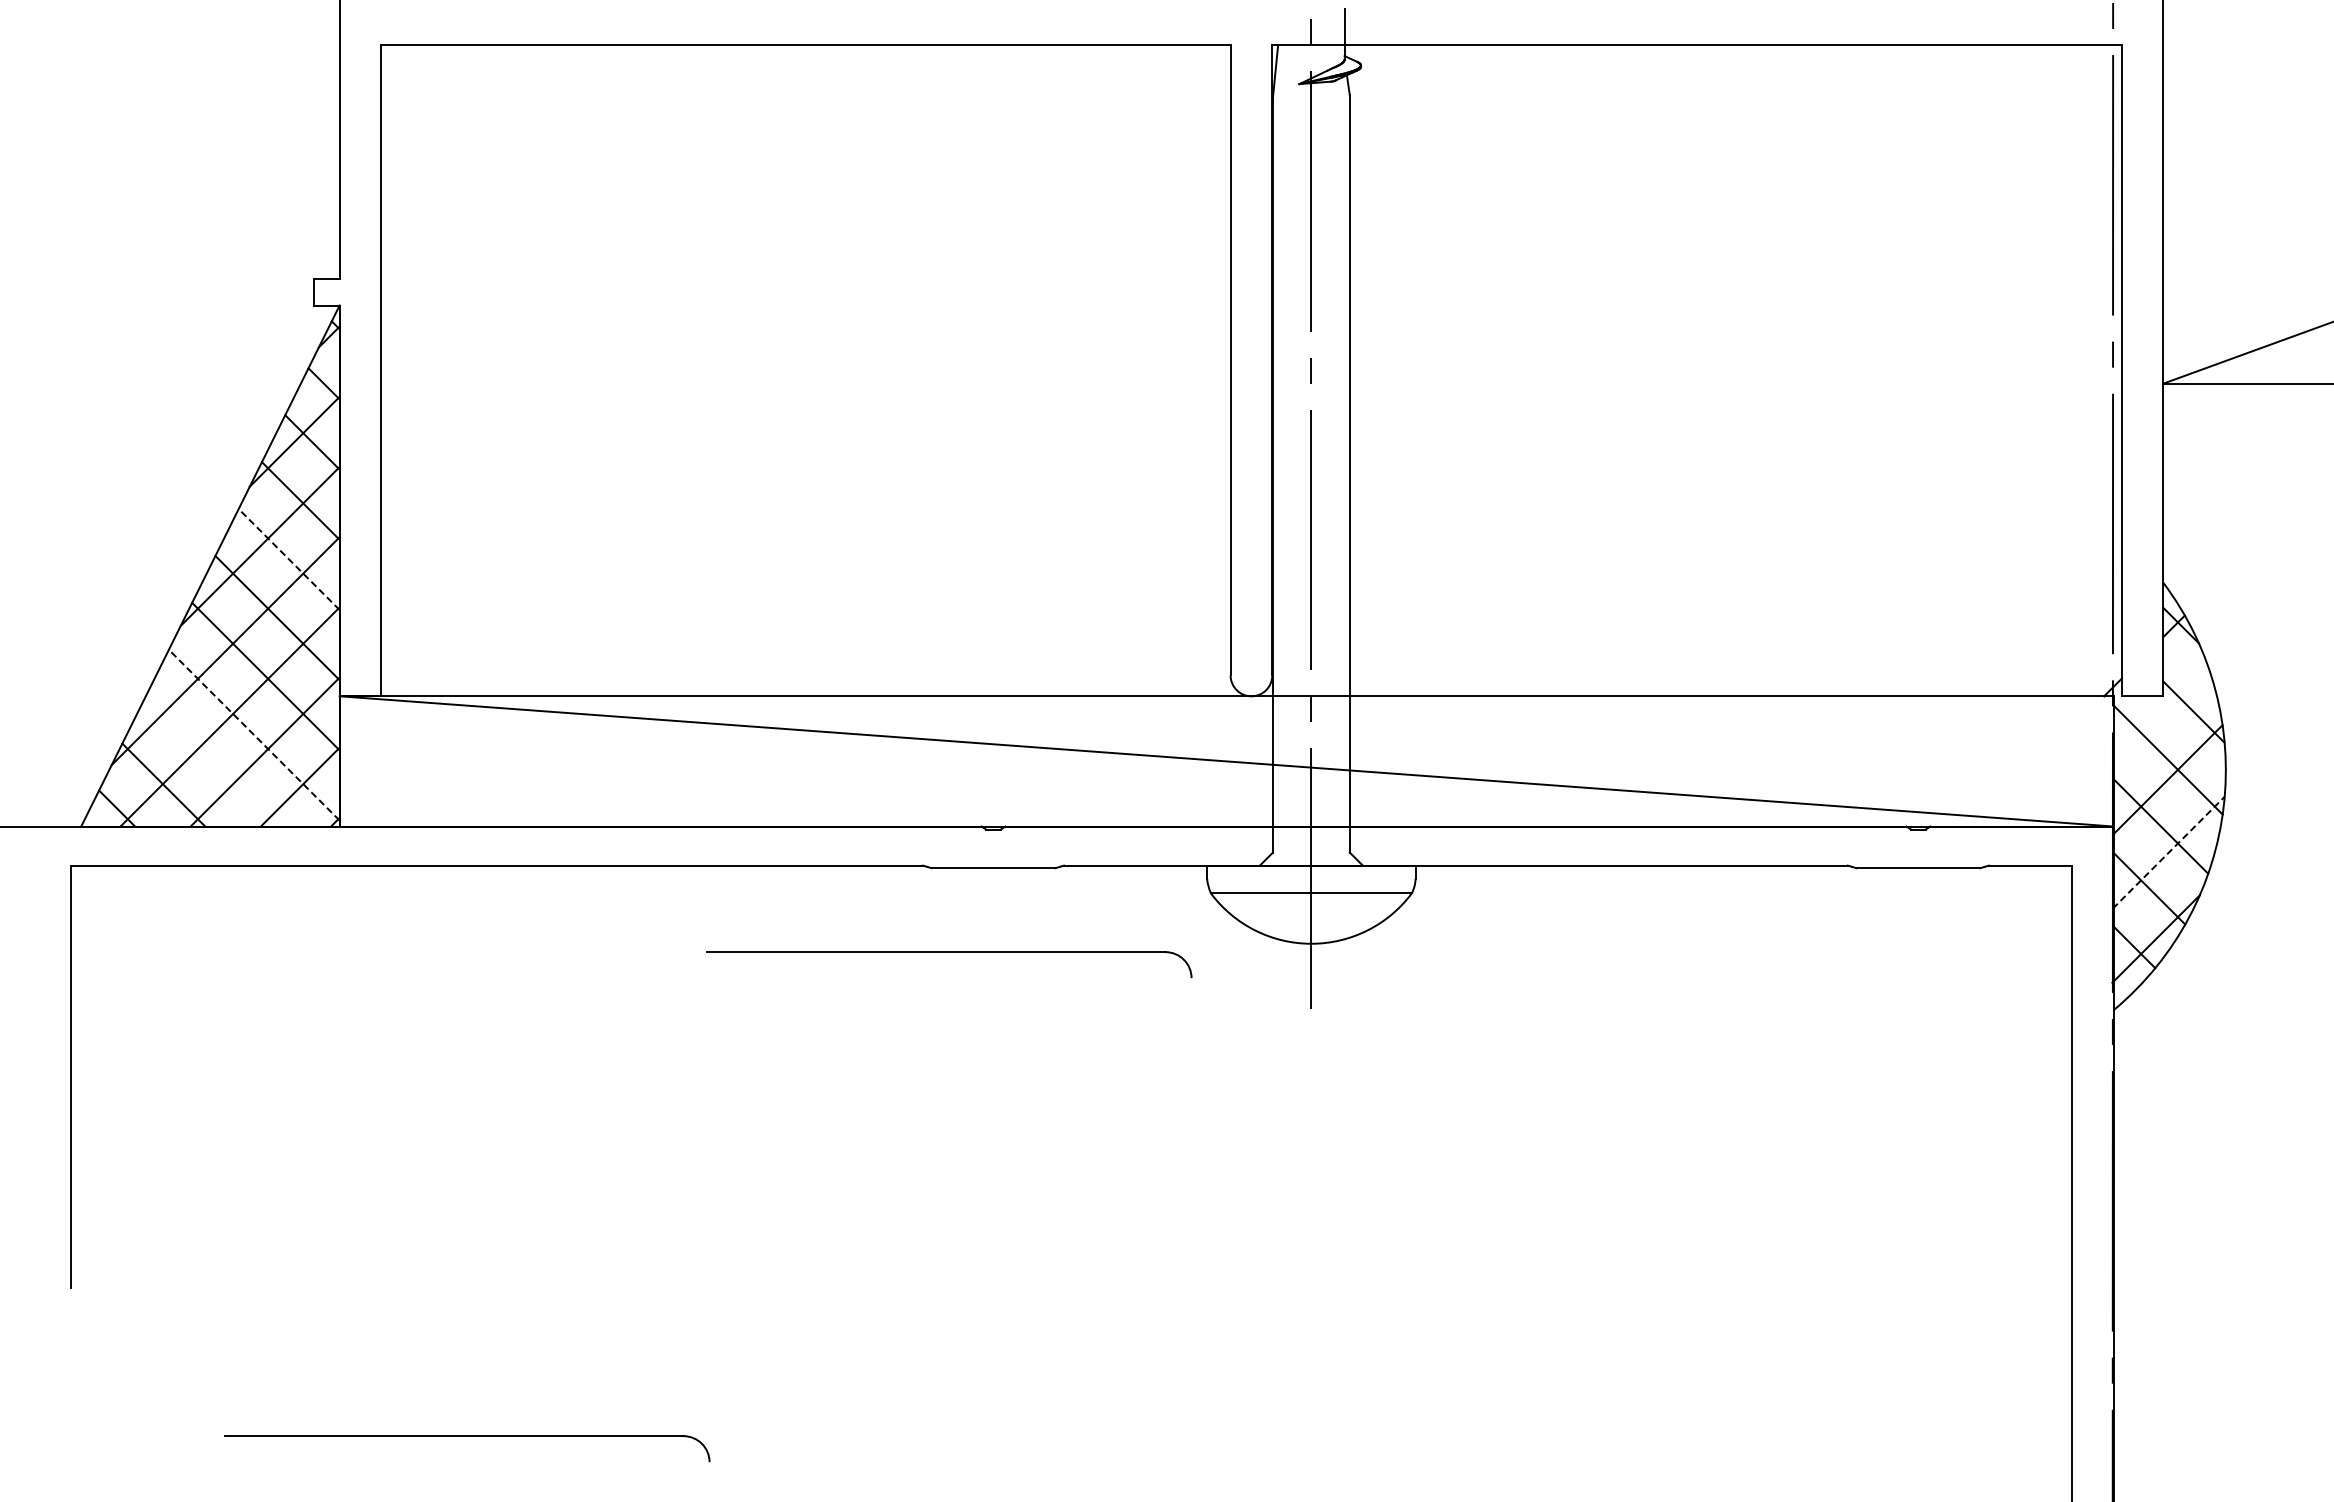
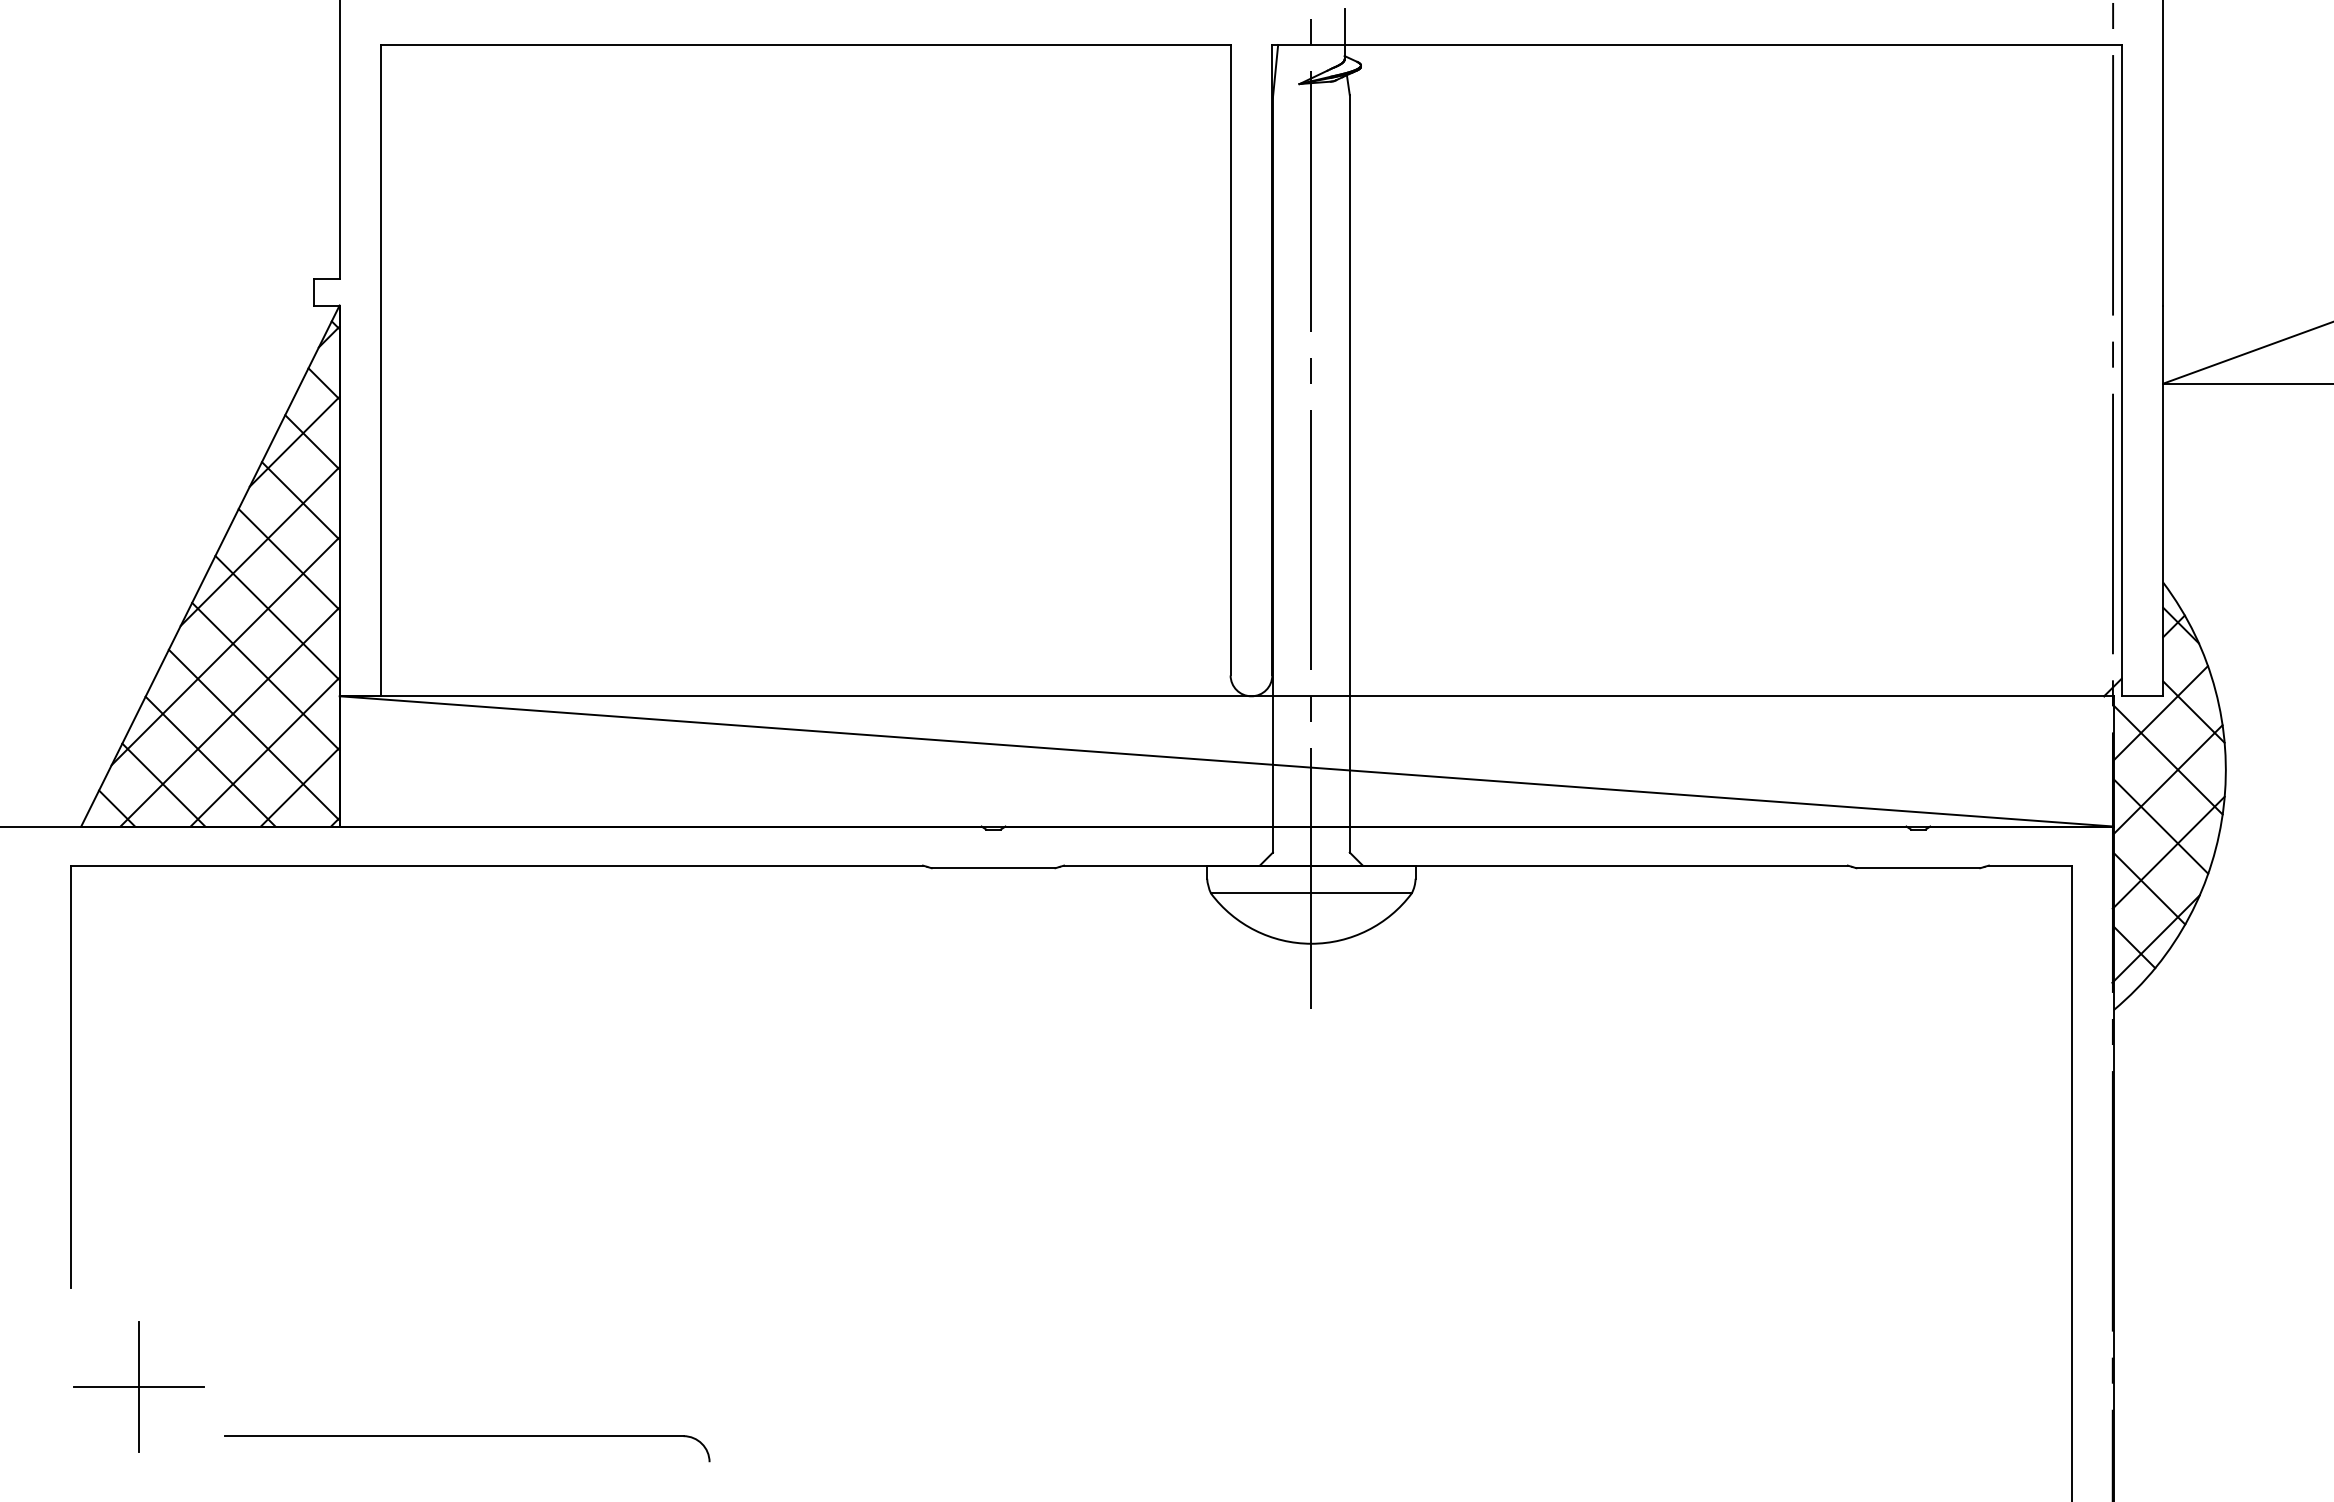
line: dashed -> solid (288, 559)
line: none -> present (2160, 713)
line: dashed -> solid (254, 735)
line: none -> present (210, 761)
line: dashed -> solid (2169, 852)
part: present -> none (949, 952)
part: none -> present (138, 1386)
